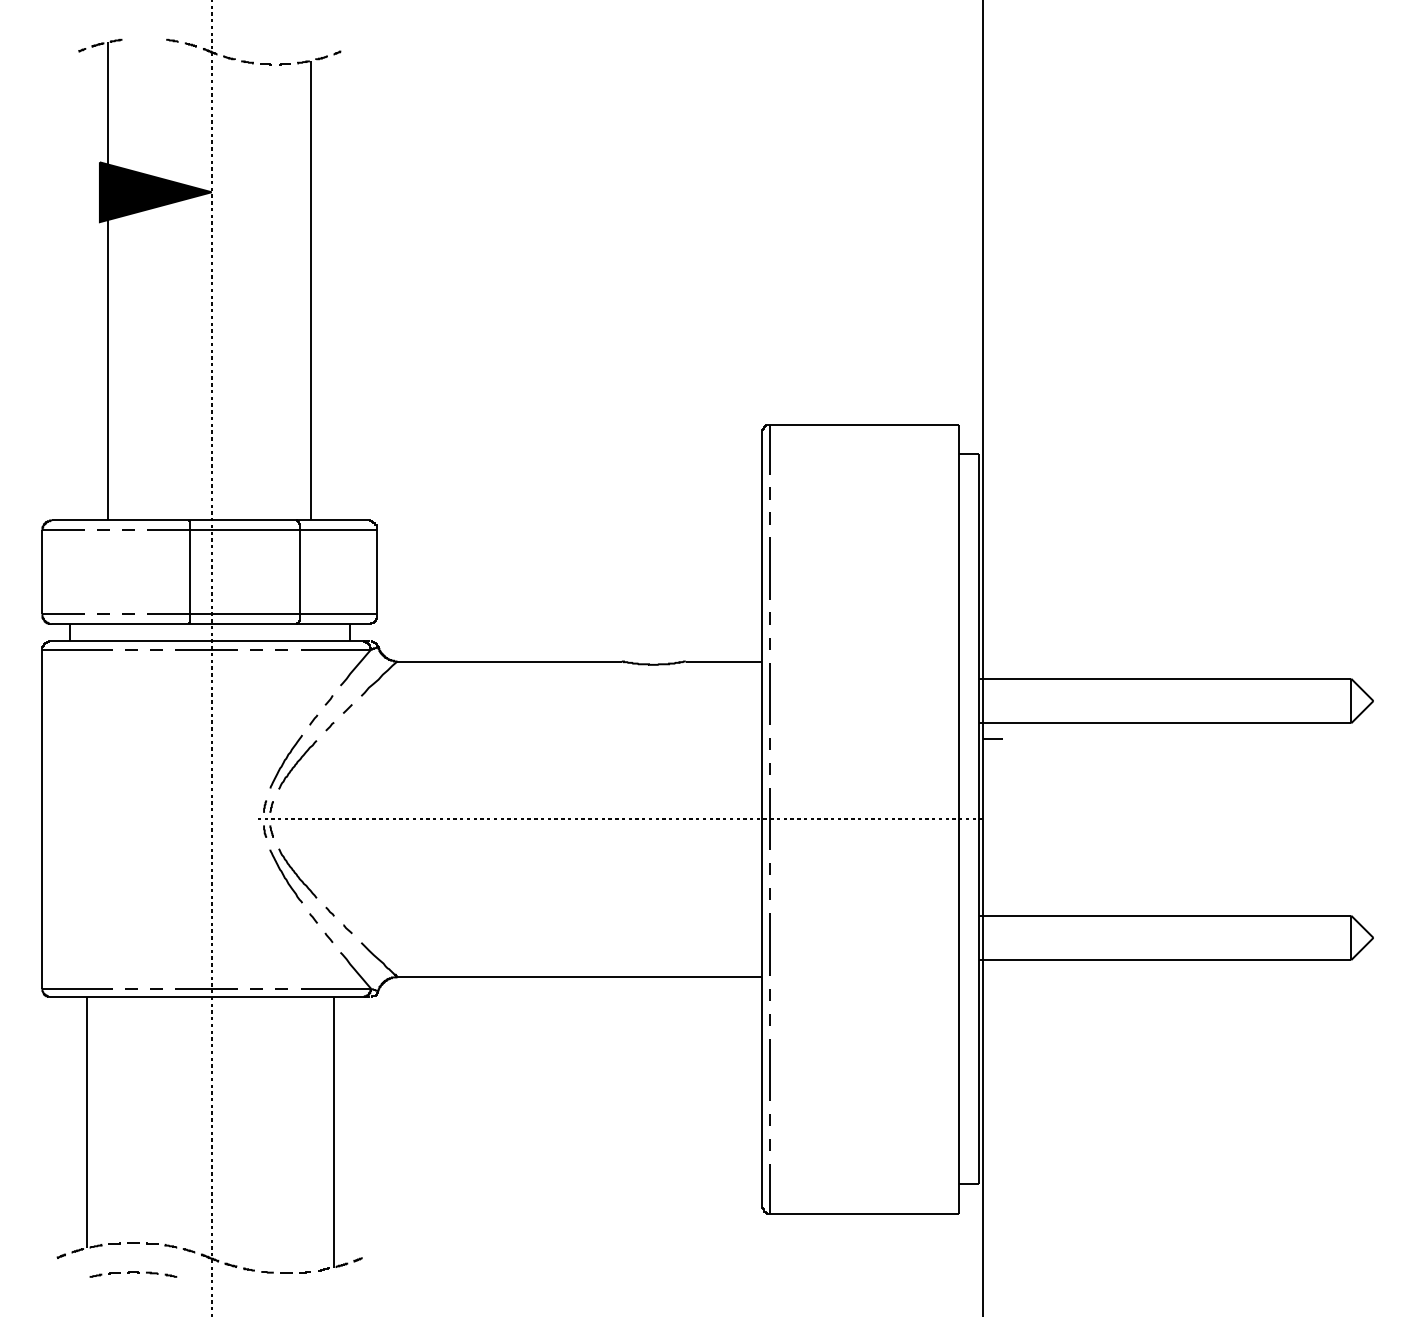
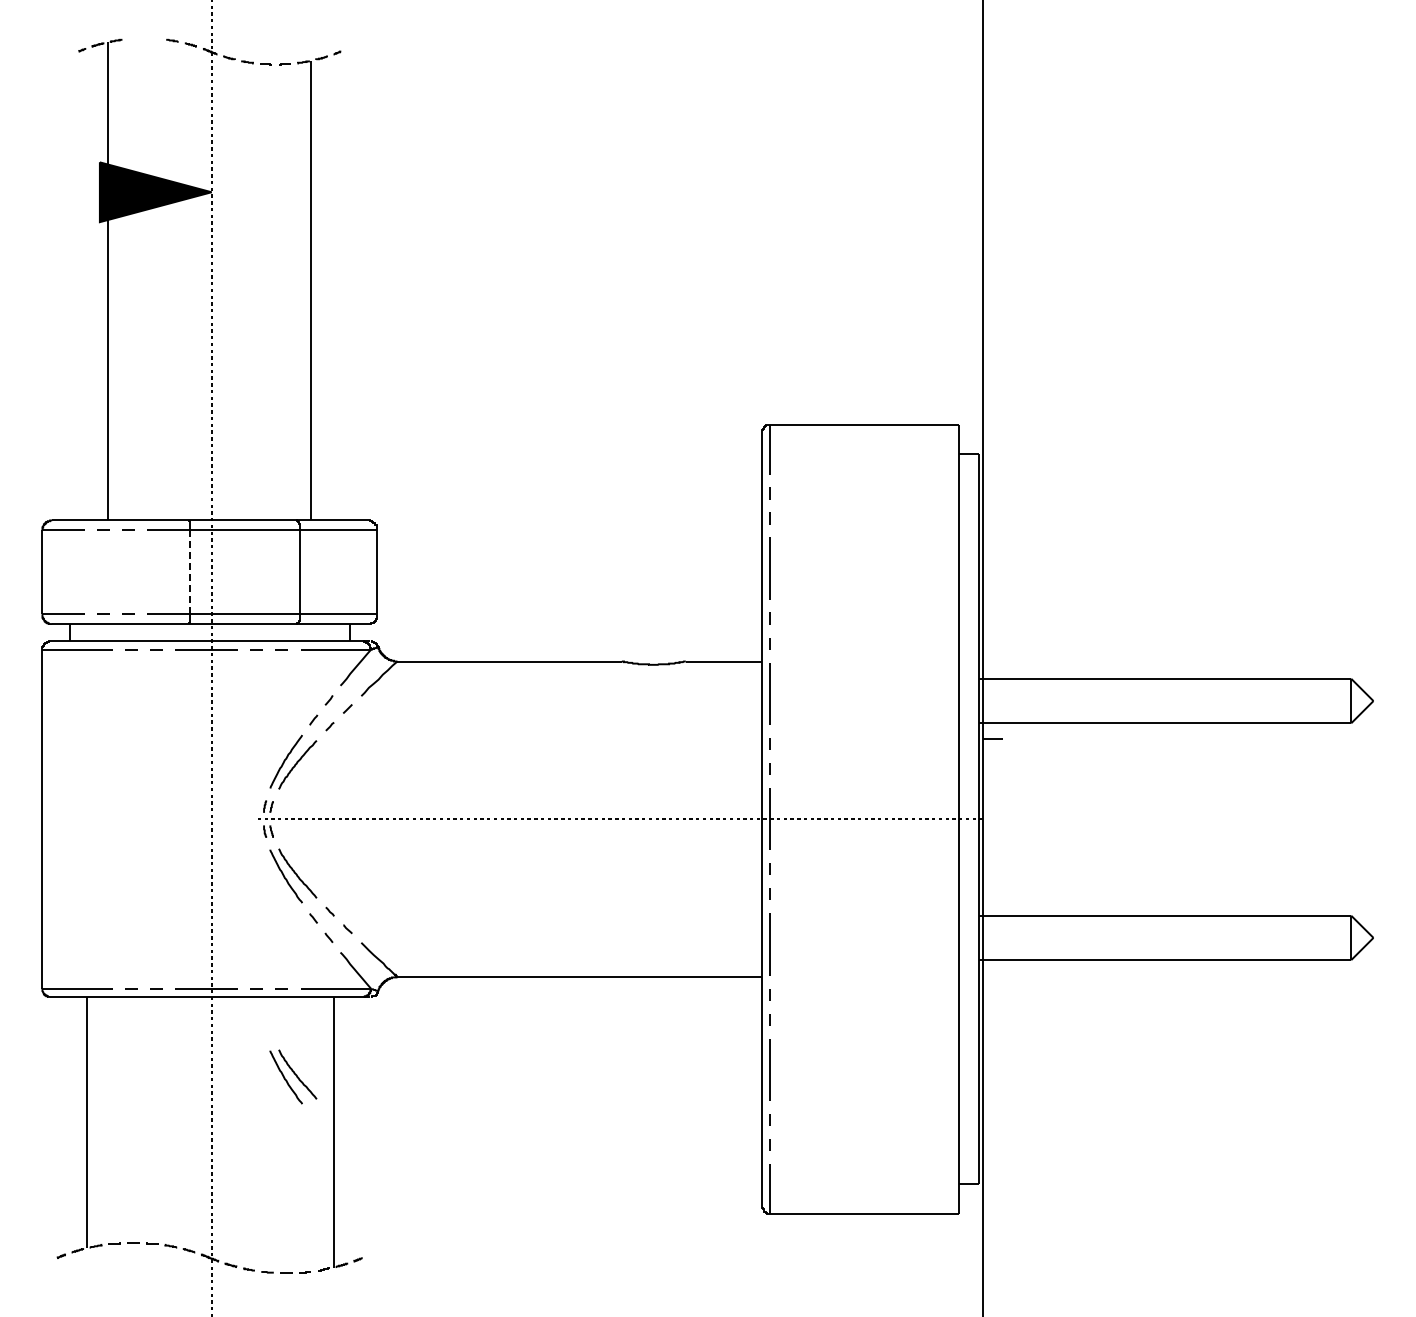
line: solid -> dashed (189, 571)
part: none -> present (293, 1076)
part: present -> none (133, 1274)
